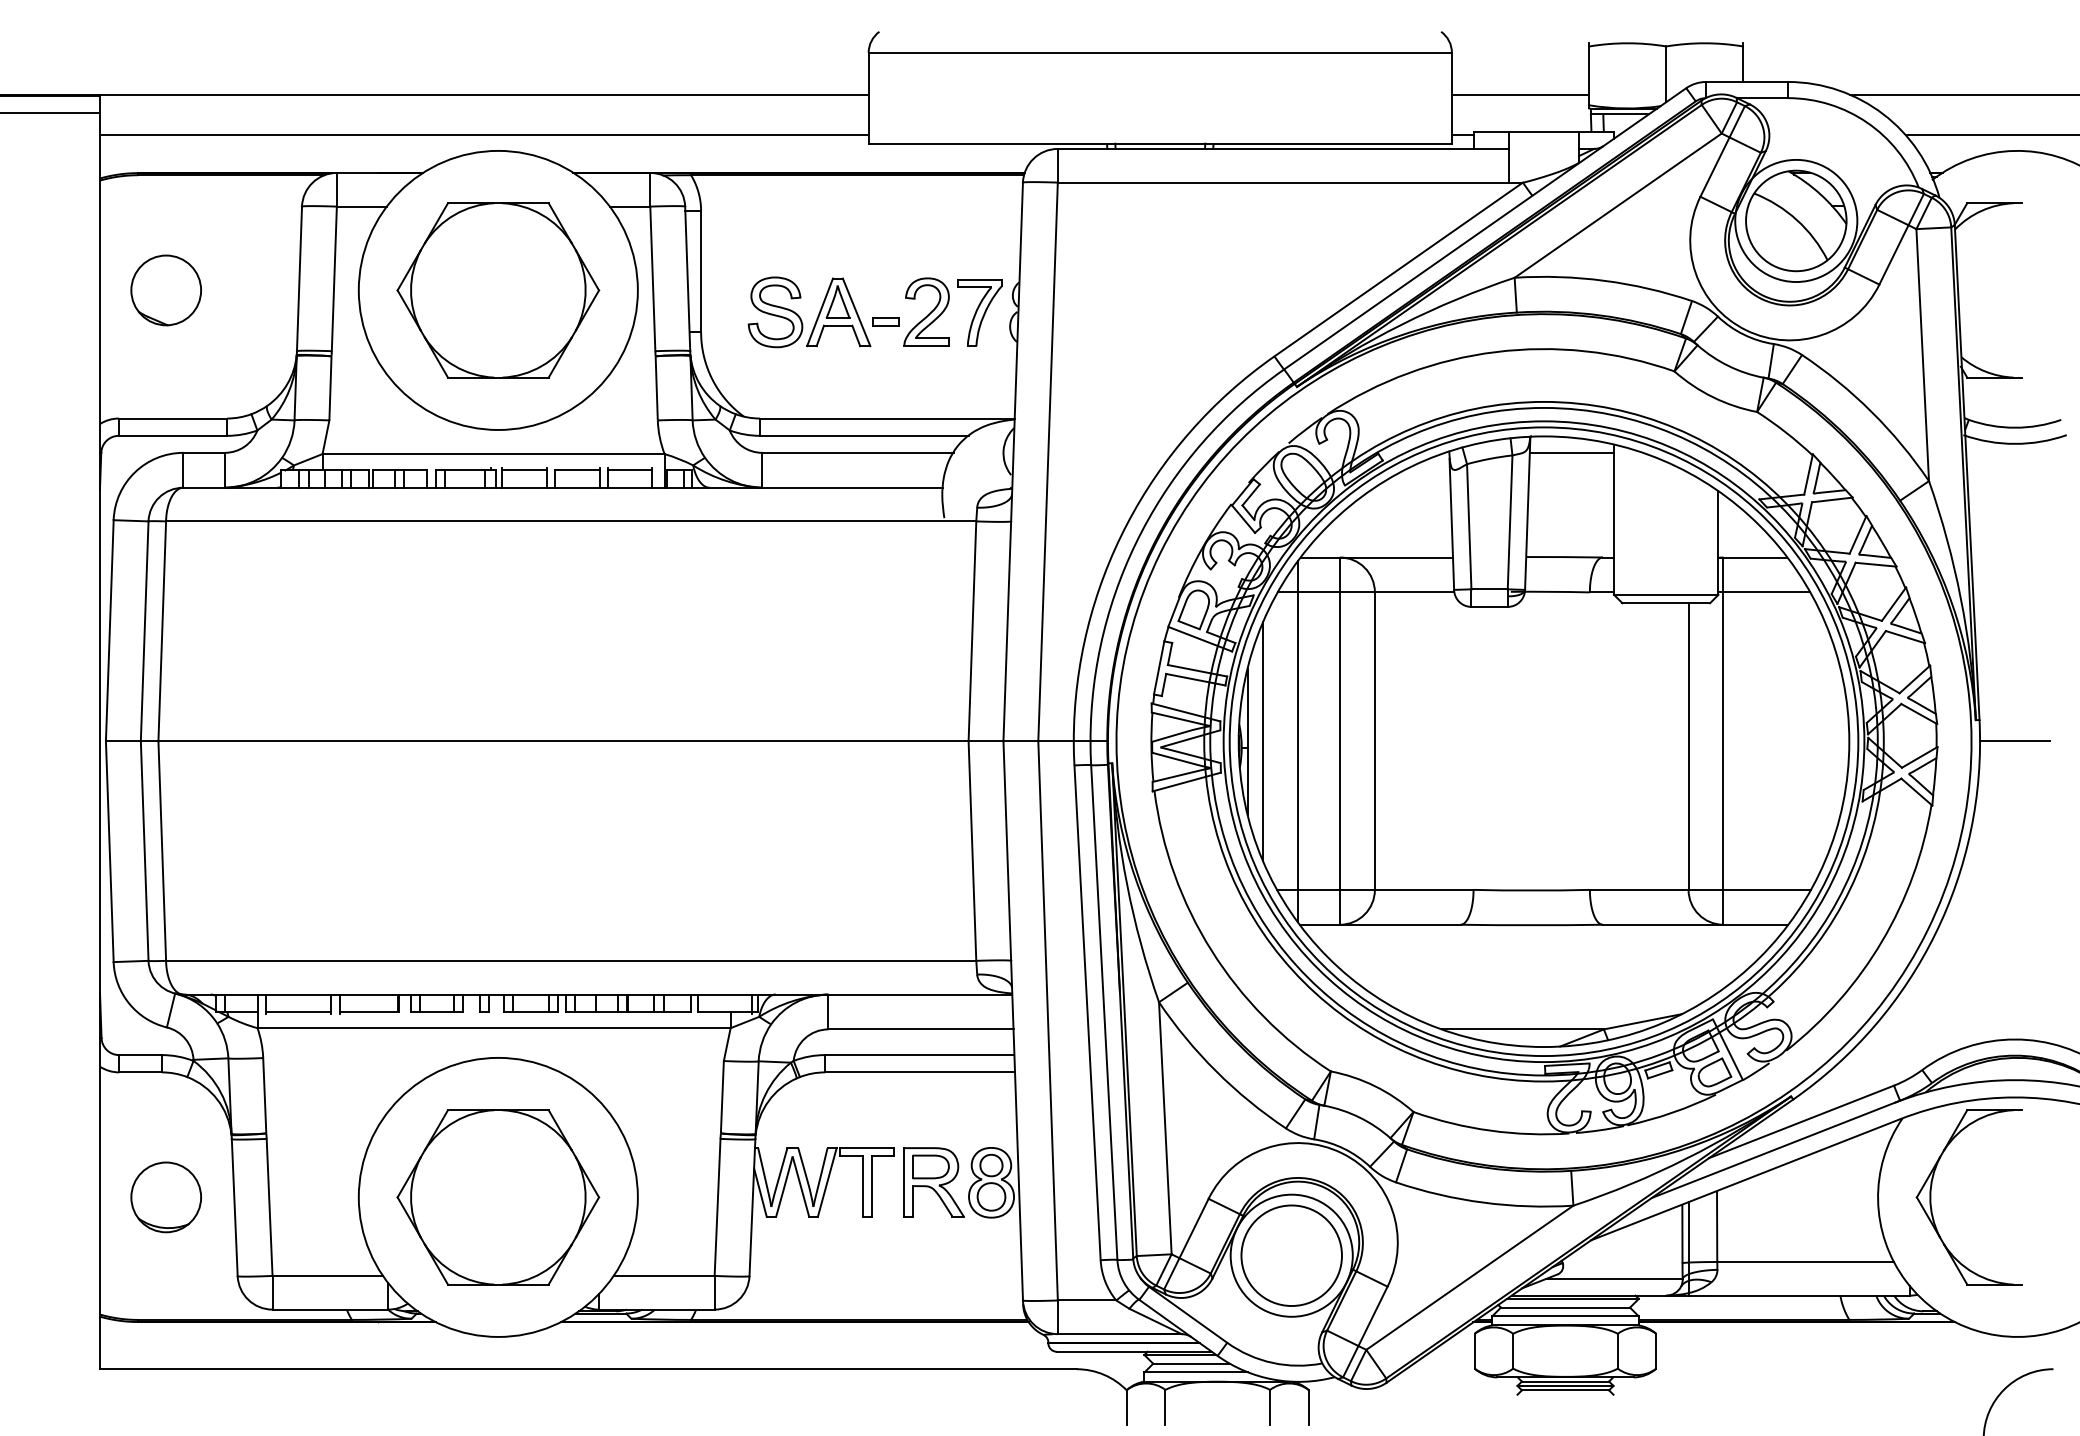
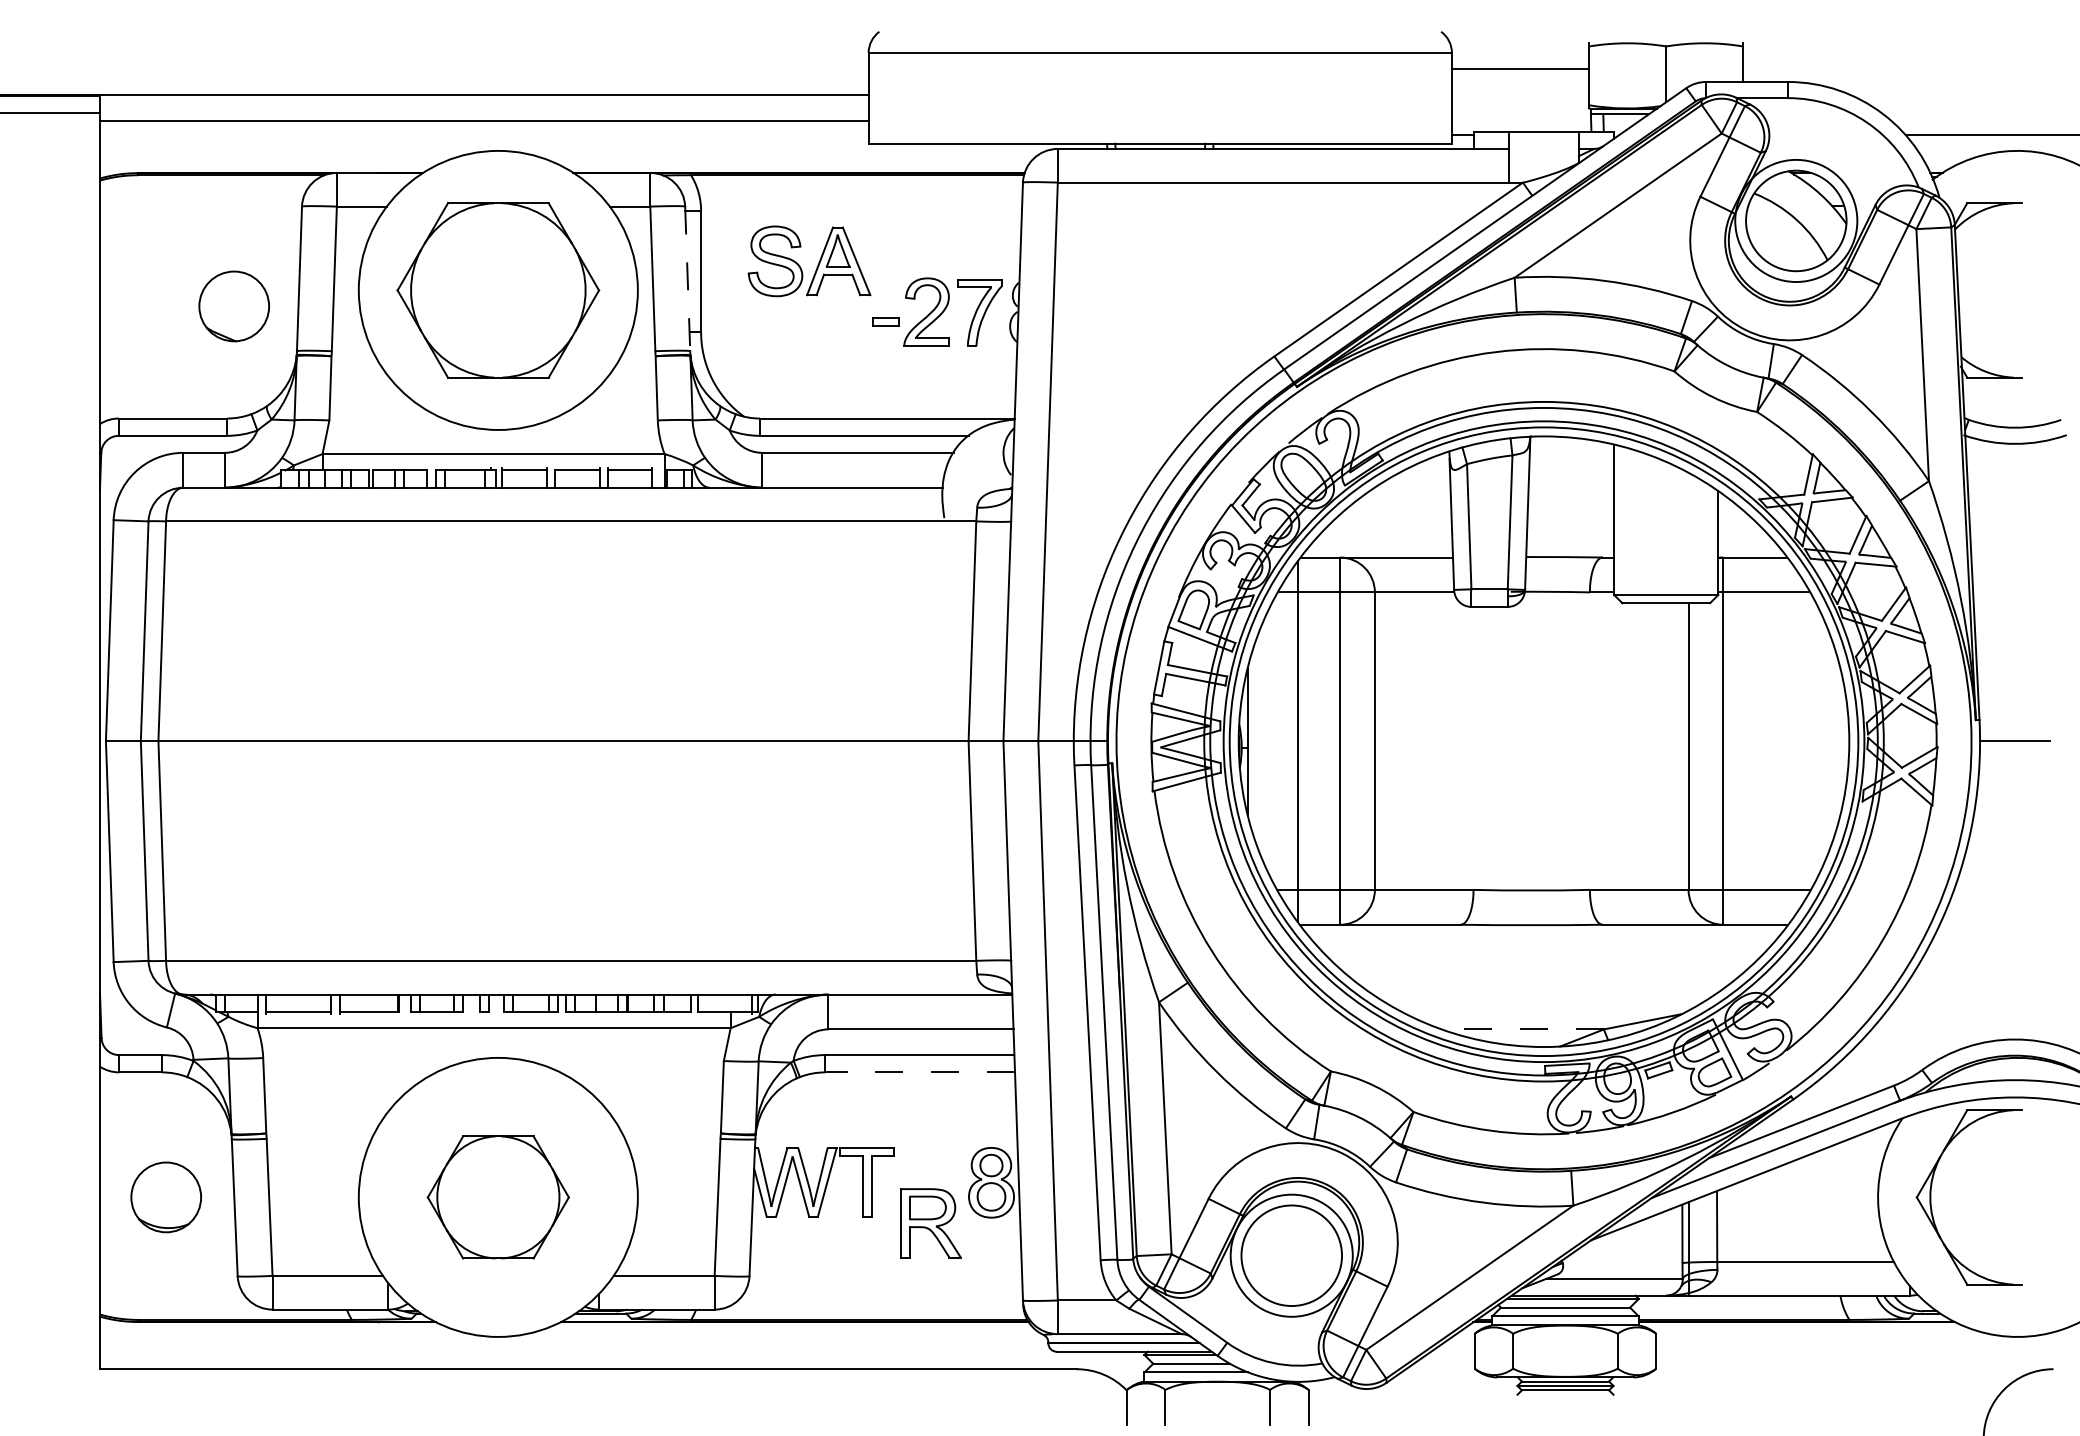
line position: (1520, 94) -> (1520, 68) (1520, 68)
line: present -> none (1962, 94)
line position: (483, 135) -> (483, 121) (483, 121)
line: solid -> dashed (687, 279)
part position: (165, 290) -> (233, 306) (233, 306)
part position: (817, 315) -> (817, 264) (817, 264)
line: present -> none (1571, 452)
line: present -> none (1263, 741)
line: solid -> dashed (1522, 1029)
line: solid -> dashed (920, 1072)
part position: (933, 1182) -> (930, 1223) (930, 1223)
part size: 205x177 px -> 144x125 px (497, 1197)
